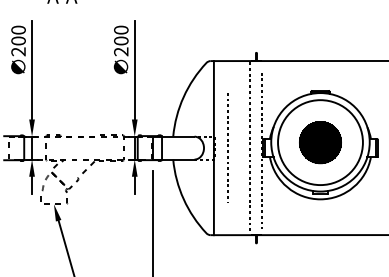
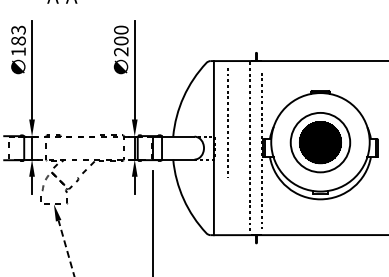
text: 200 -> 183 (18, 40)
circle diameter: 85 px -> 59 px (320, 142)
line position: (227, 146) -> (227, 121) (227, 121)
line: solid -> dashed (66, 248)
